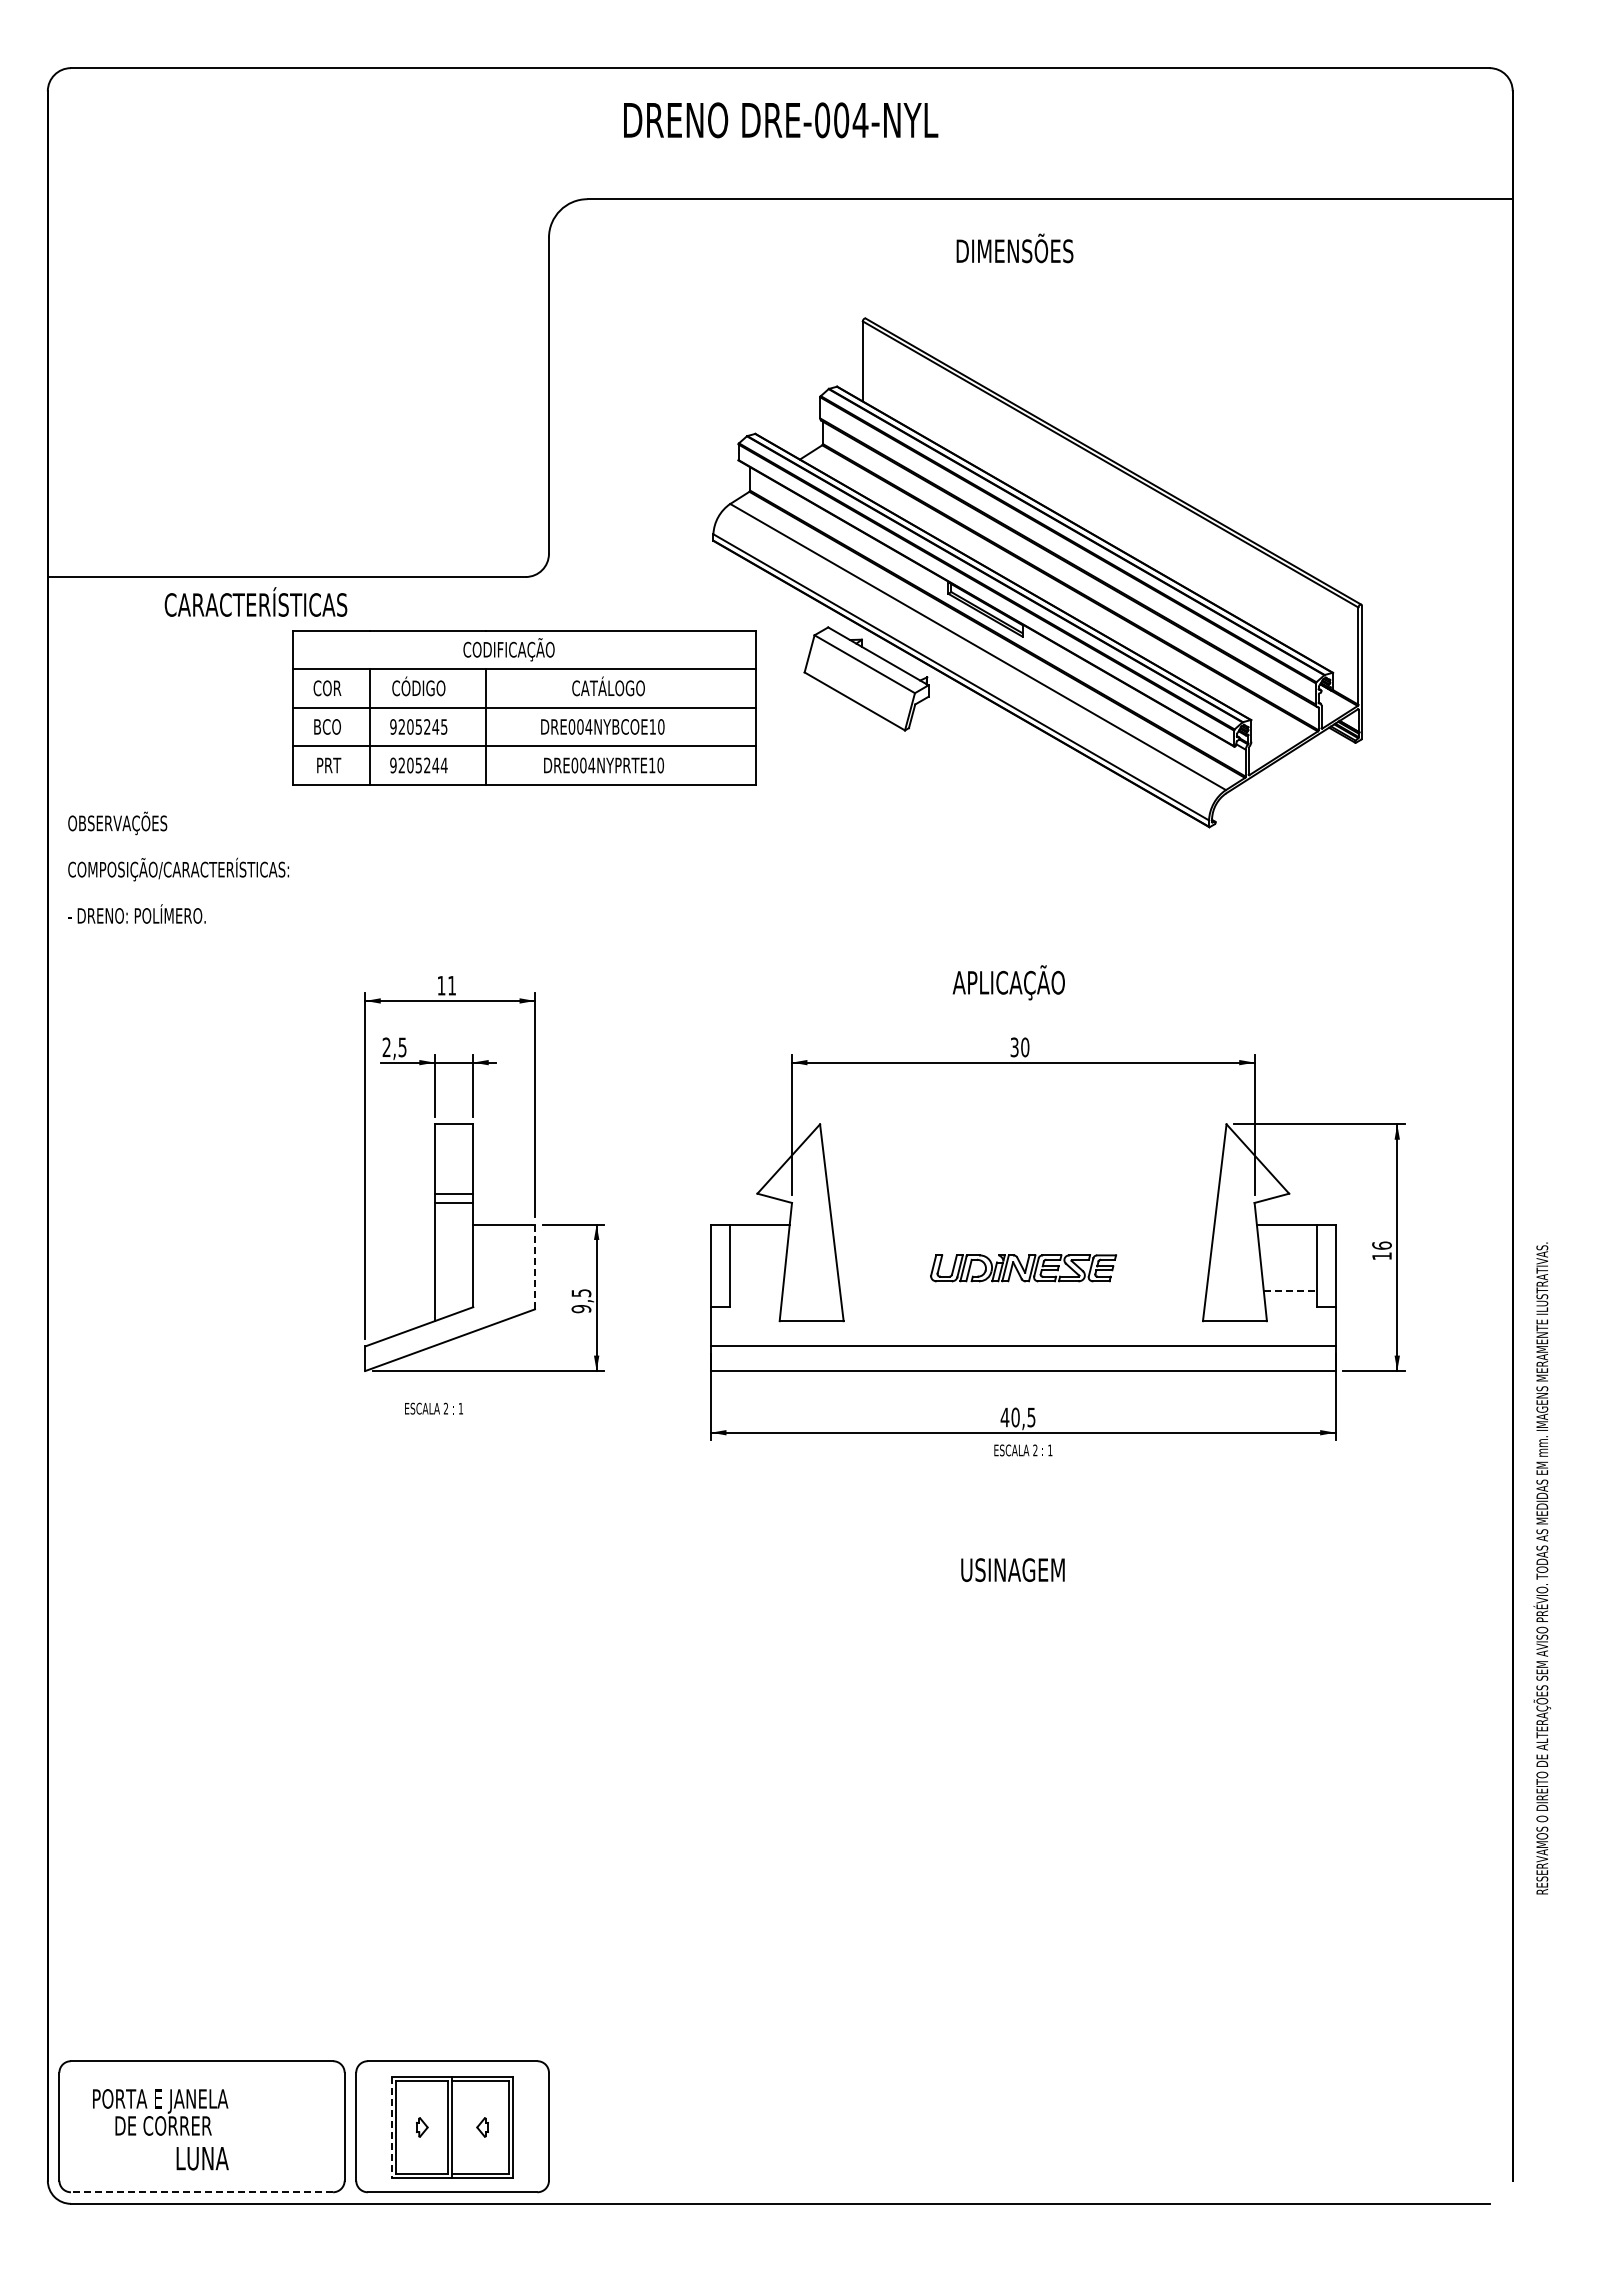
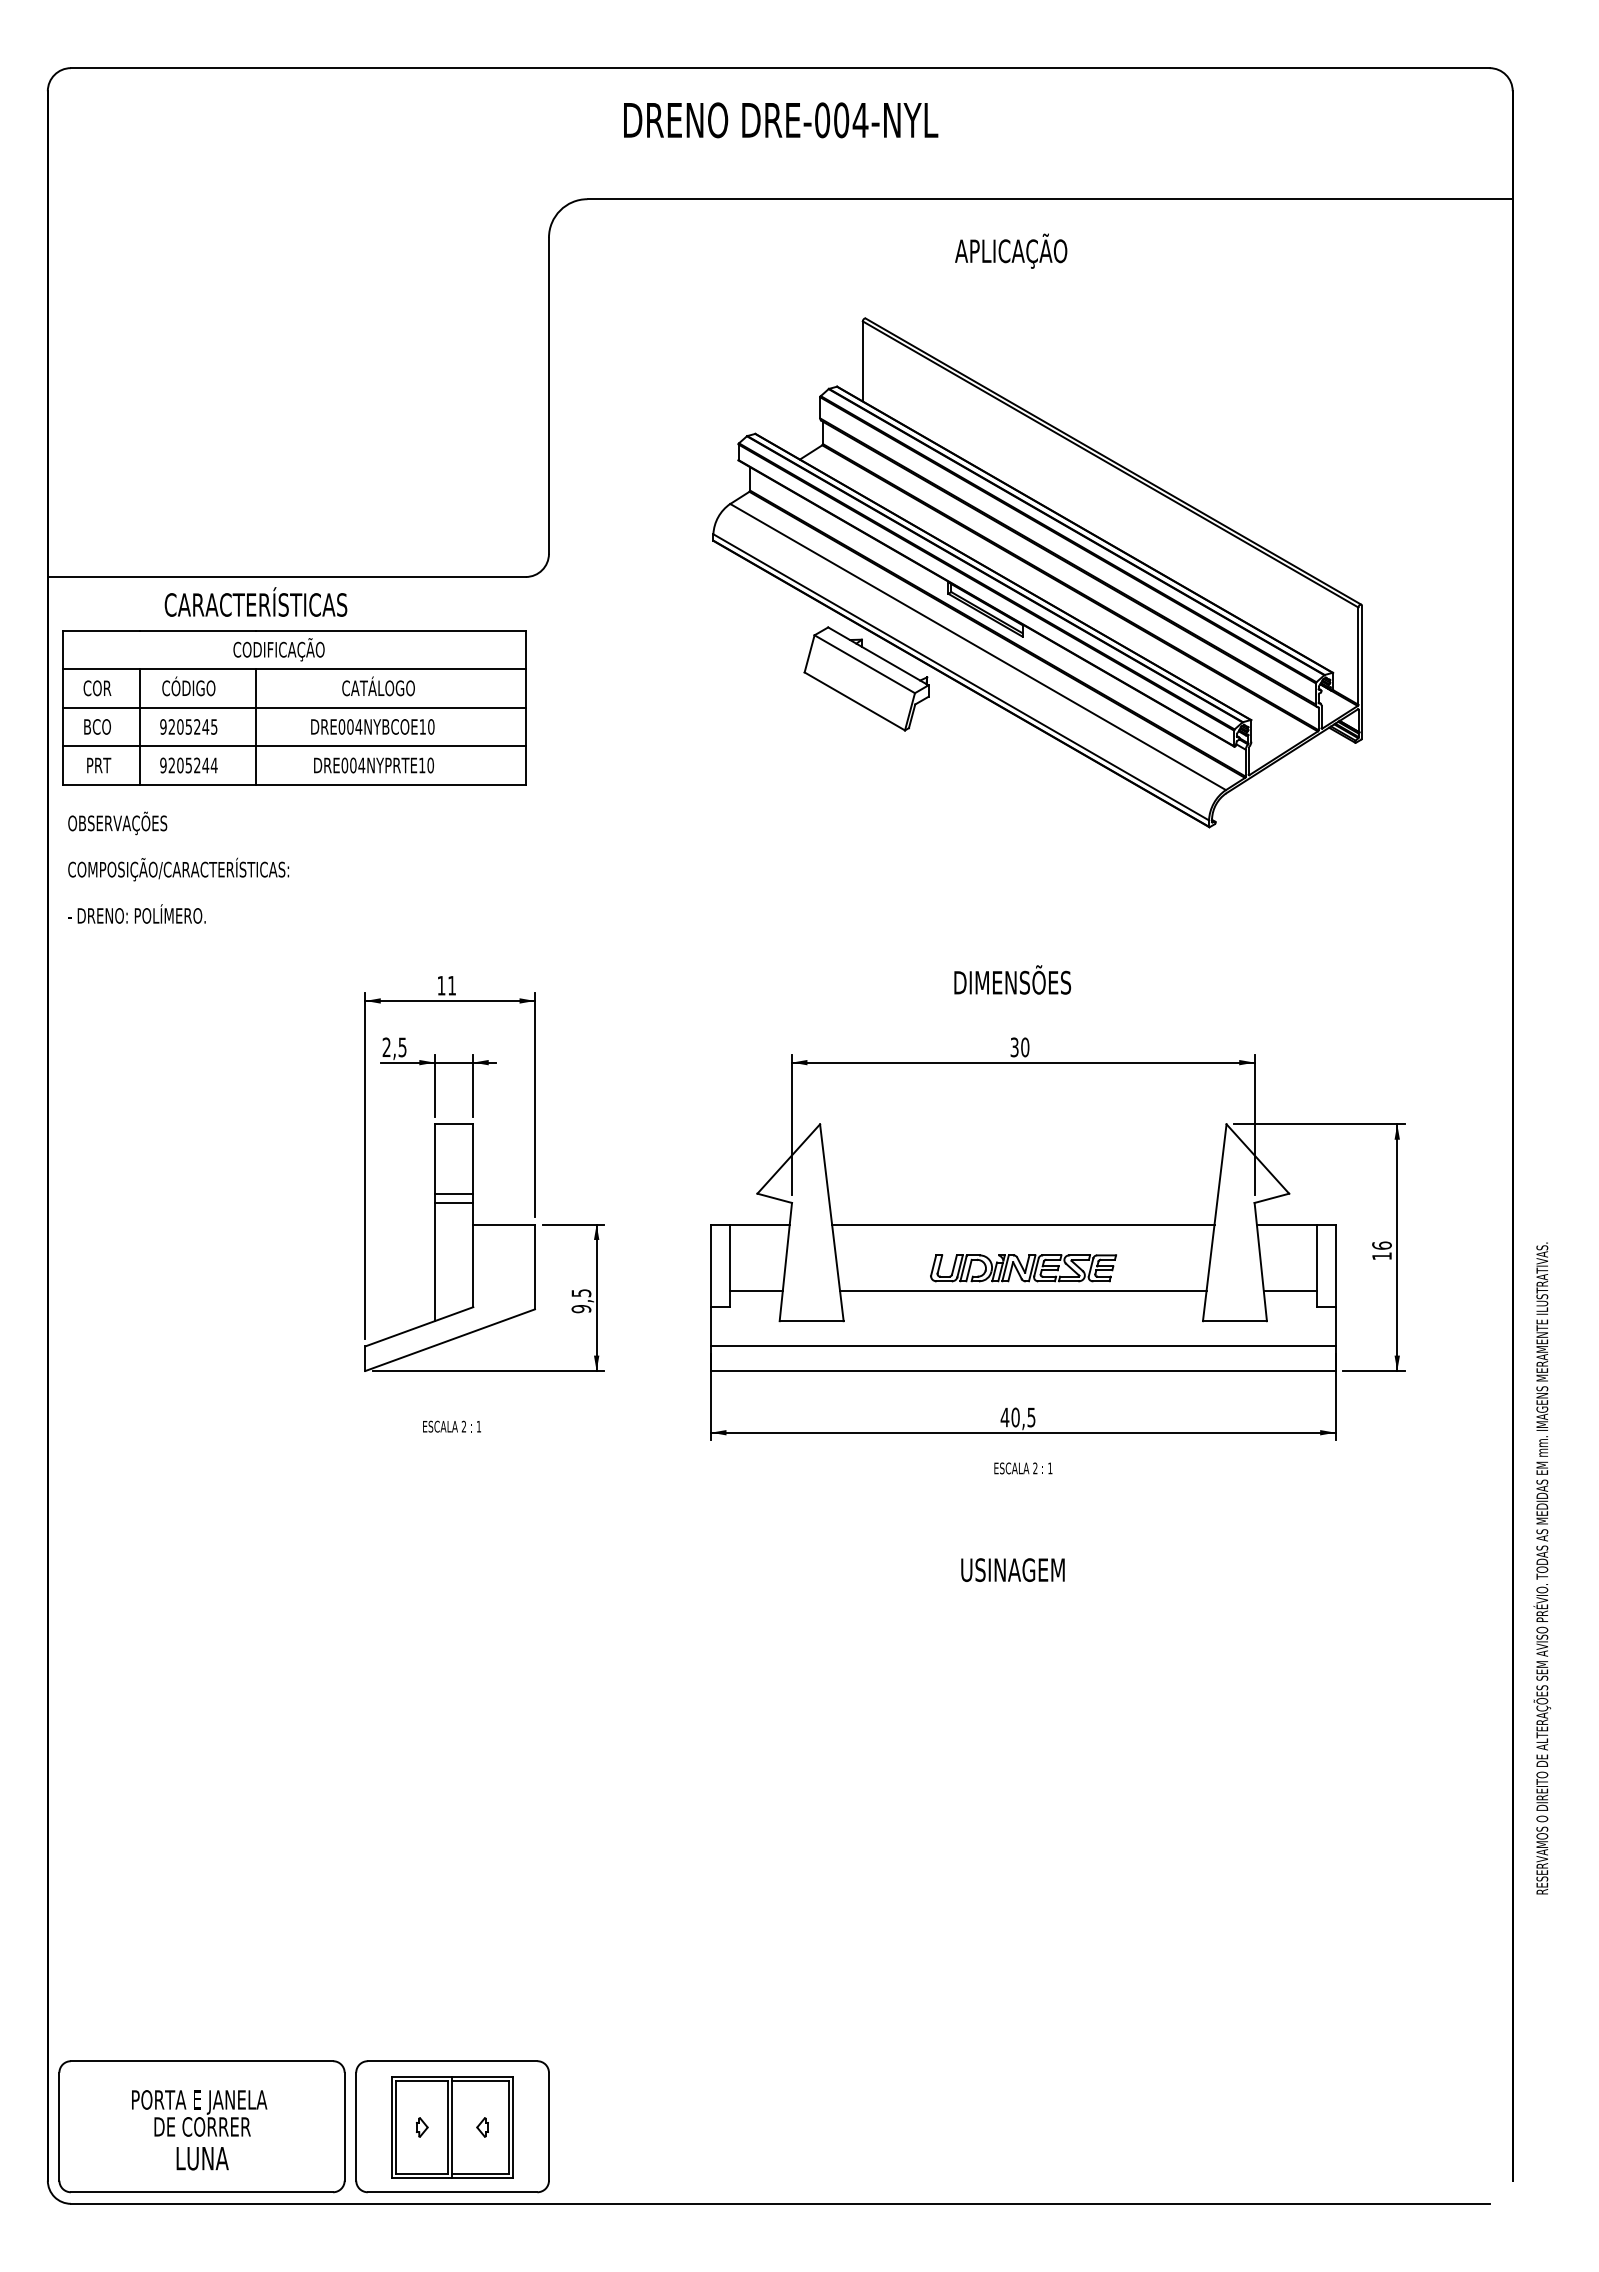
text: DIMENSÕES -> APLICAÇÃO (1014, 250)
part position: (524, 707) -> (294, 707) (294, 707)
text: APLICAÇÃO -> DIMENSÕES (1011, 982)
line: none -> present (1023, 1224)
line: dashed -> solid (534, 1267)
line: none -> present (755, 1291)
line: none -> present (1023, 1291)
line: dashed -> solid (1290, 1291)
text position: (433, 1408) -> (451, 1426) (451, 1426)
text position: (1023, 1450) -> (1023, 1468) (1023, 1468)
text position: (160, 2112) -> (199, 2113) (199, 2113)
line: dashed -> solid (391, 2127)
line: dashed -> solid (201, 2192)
